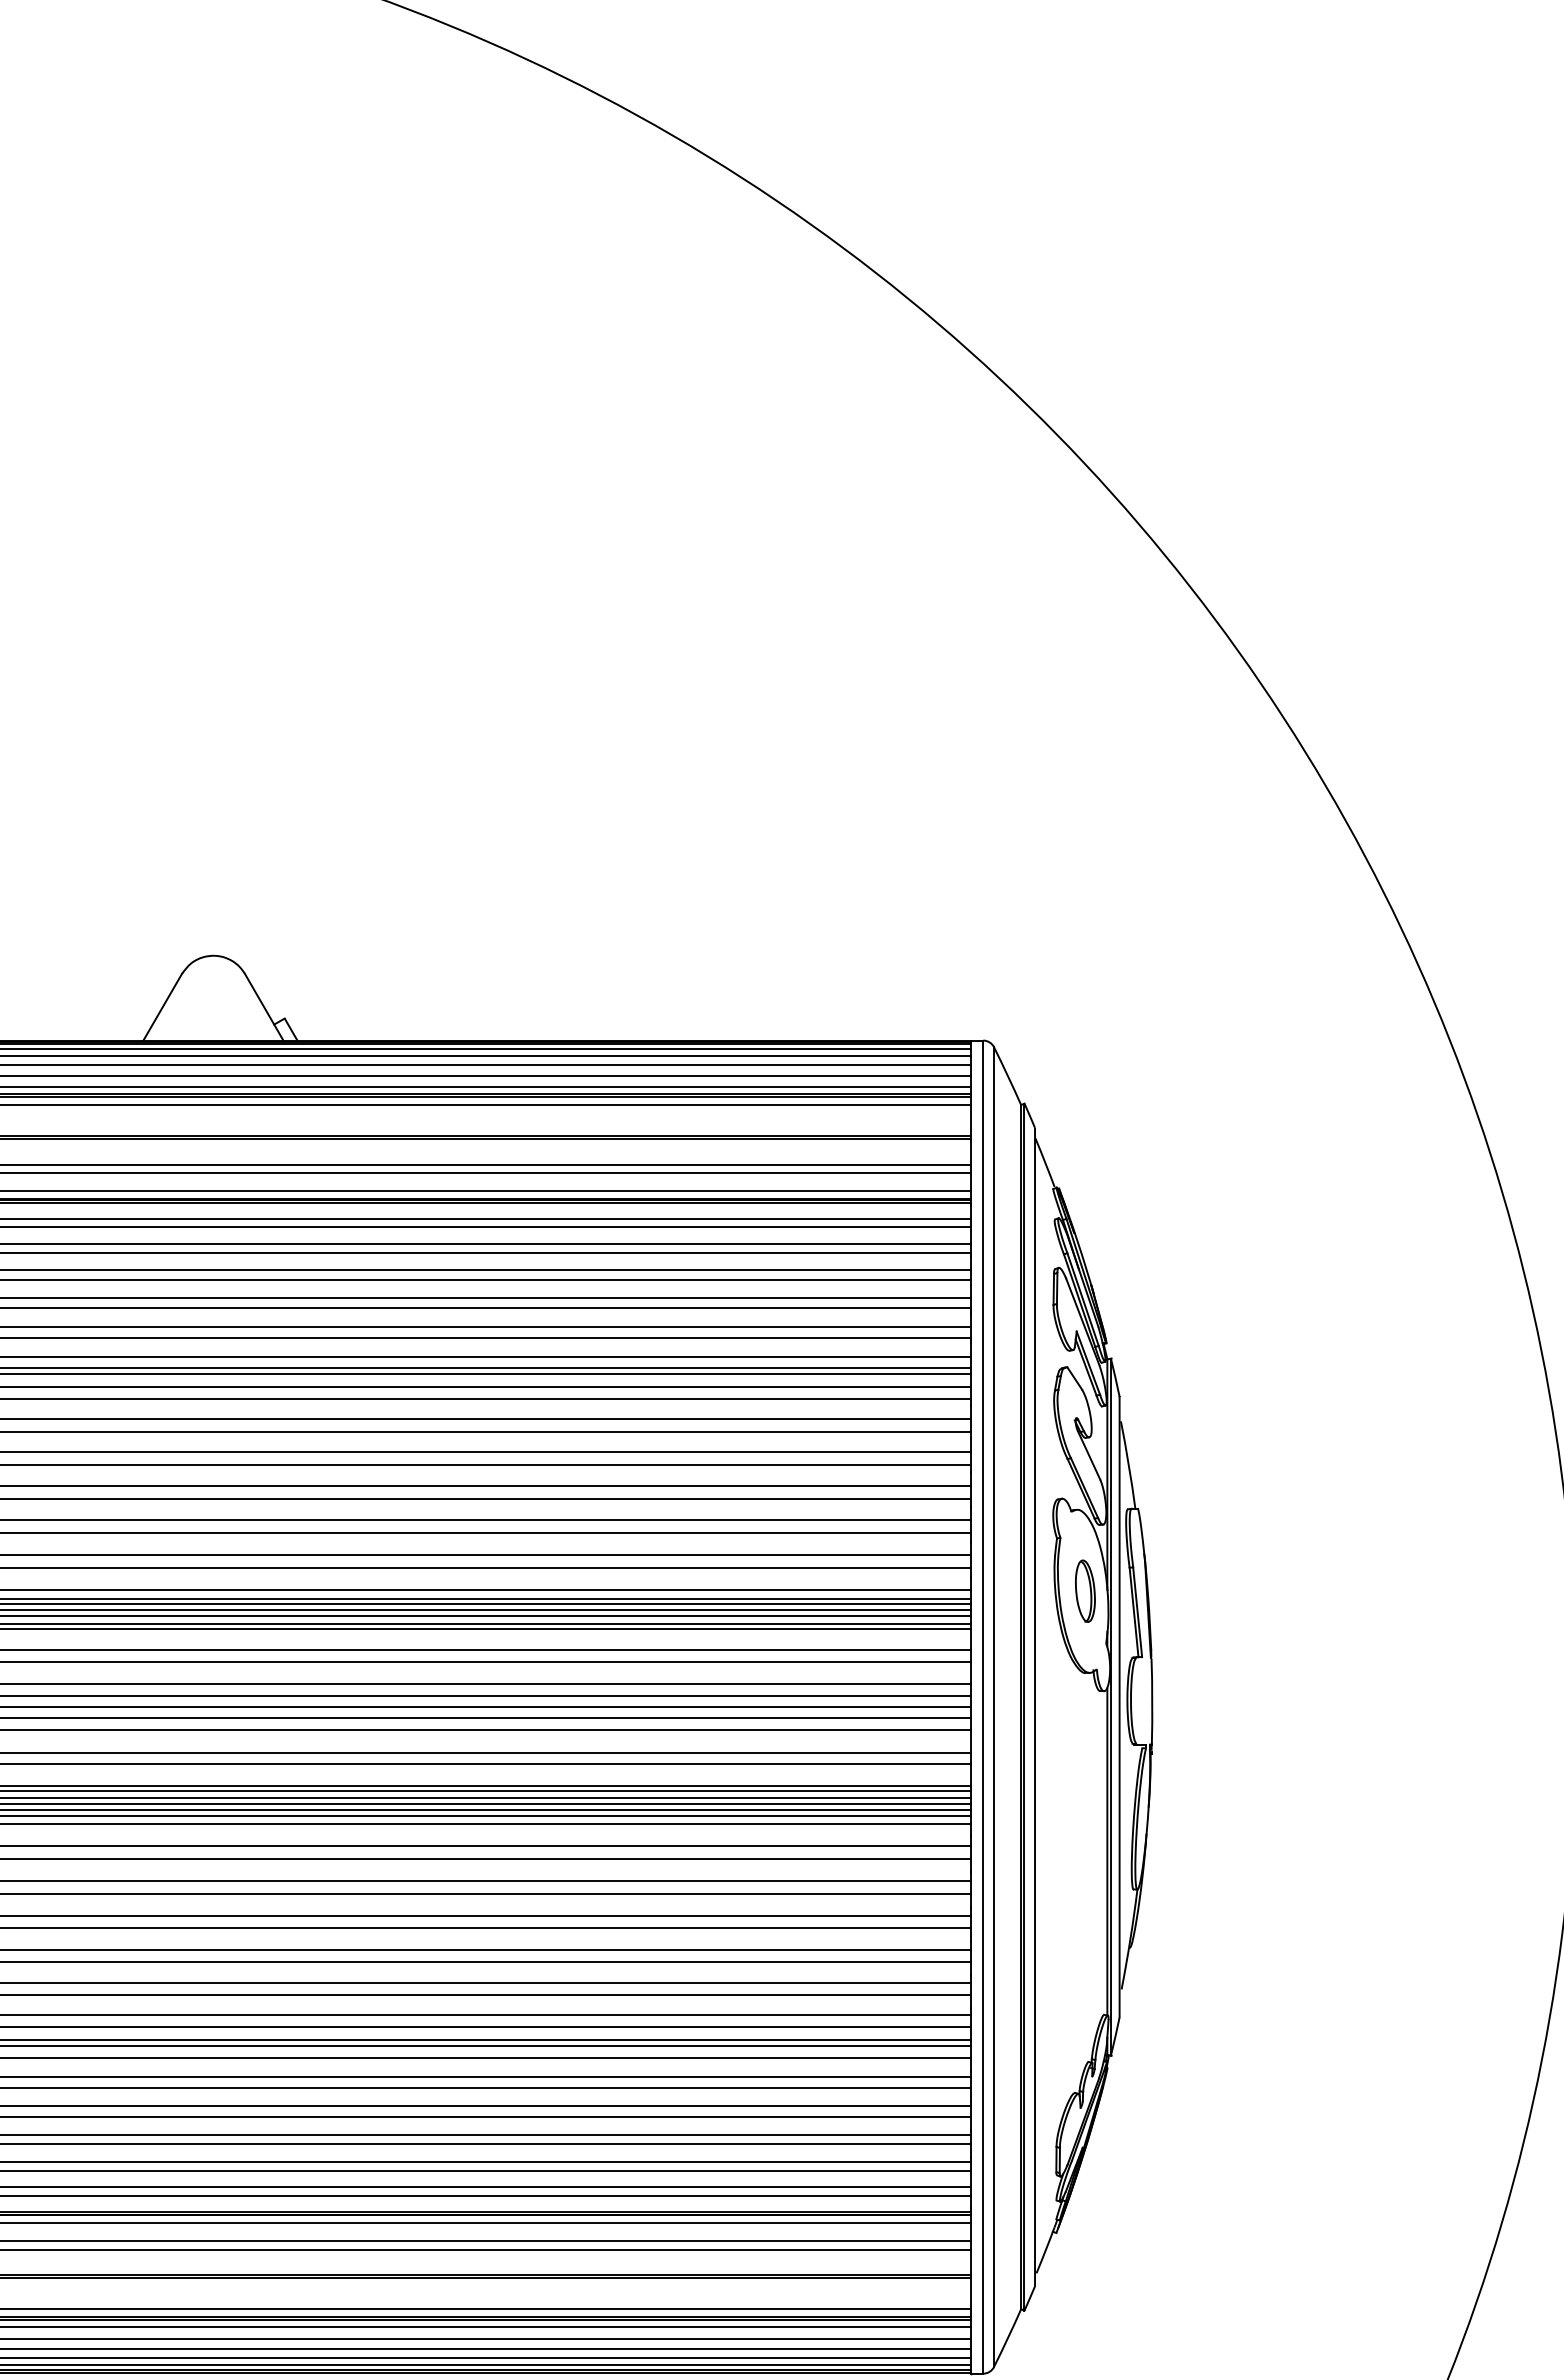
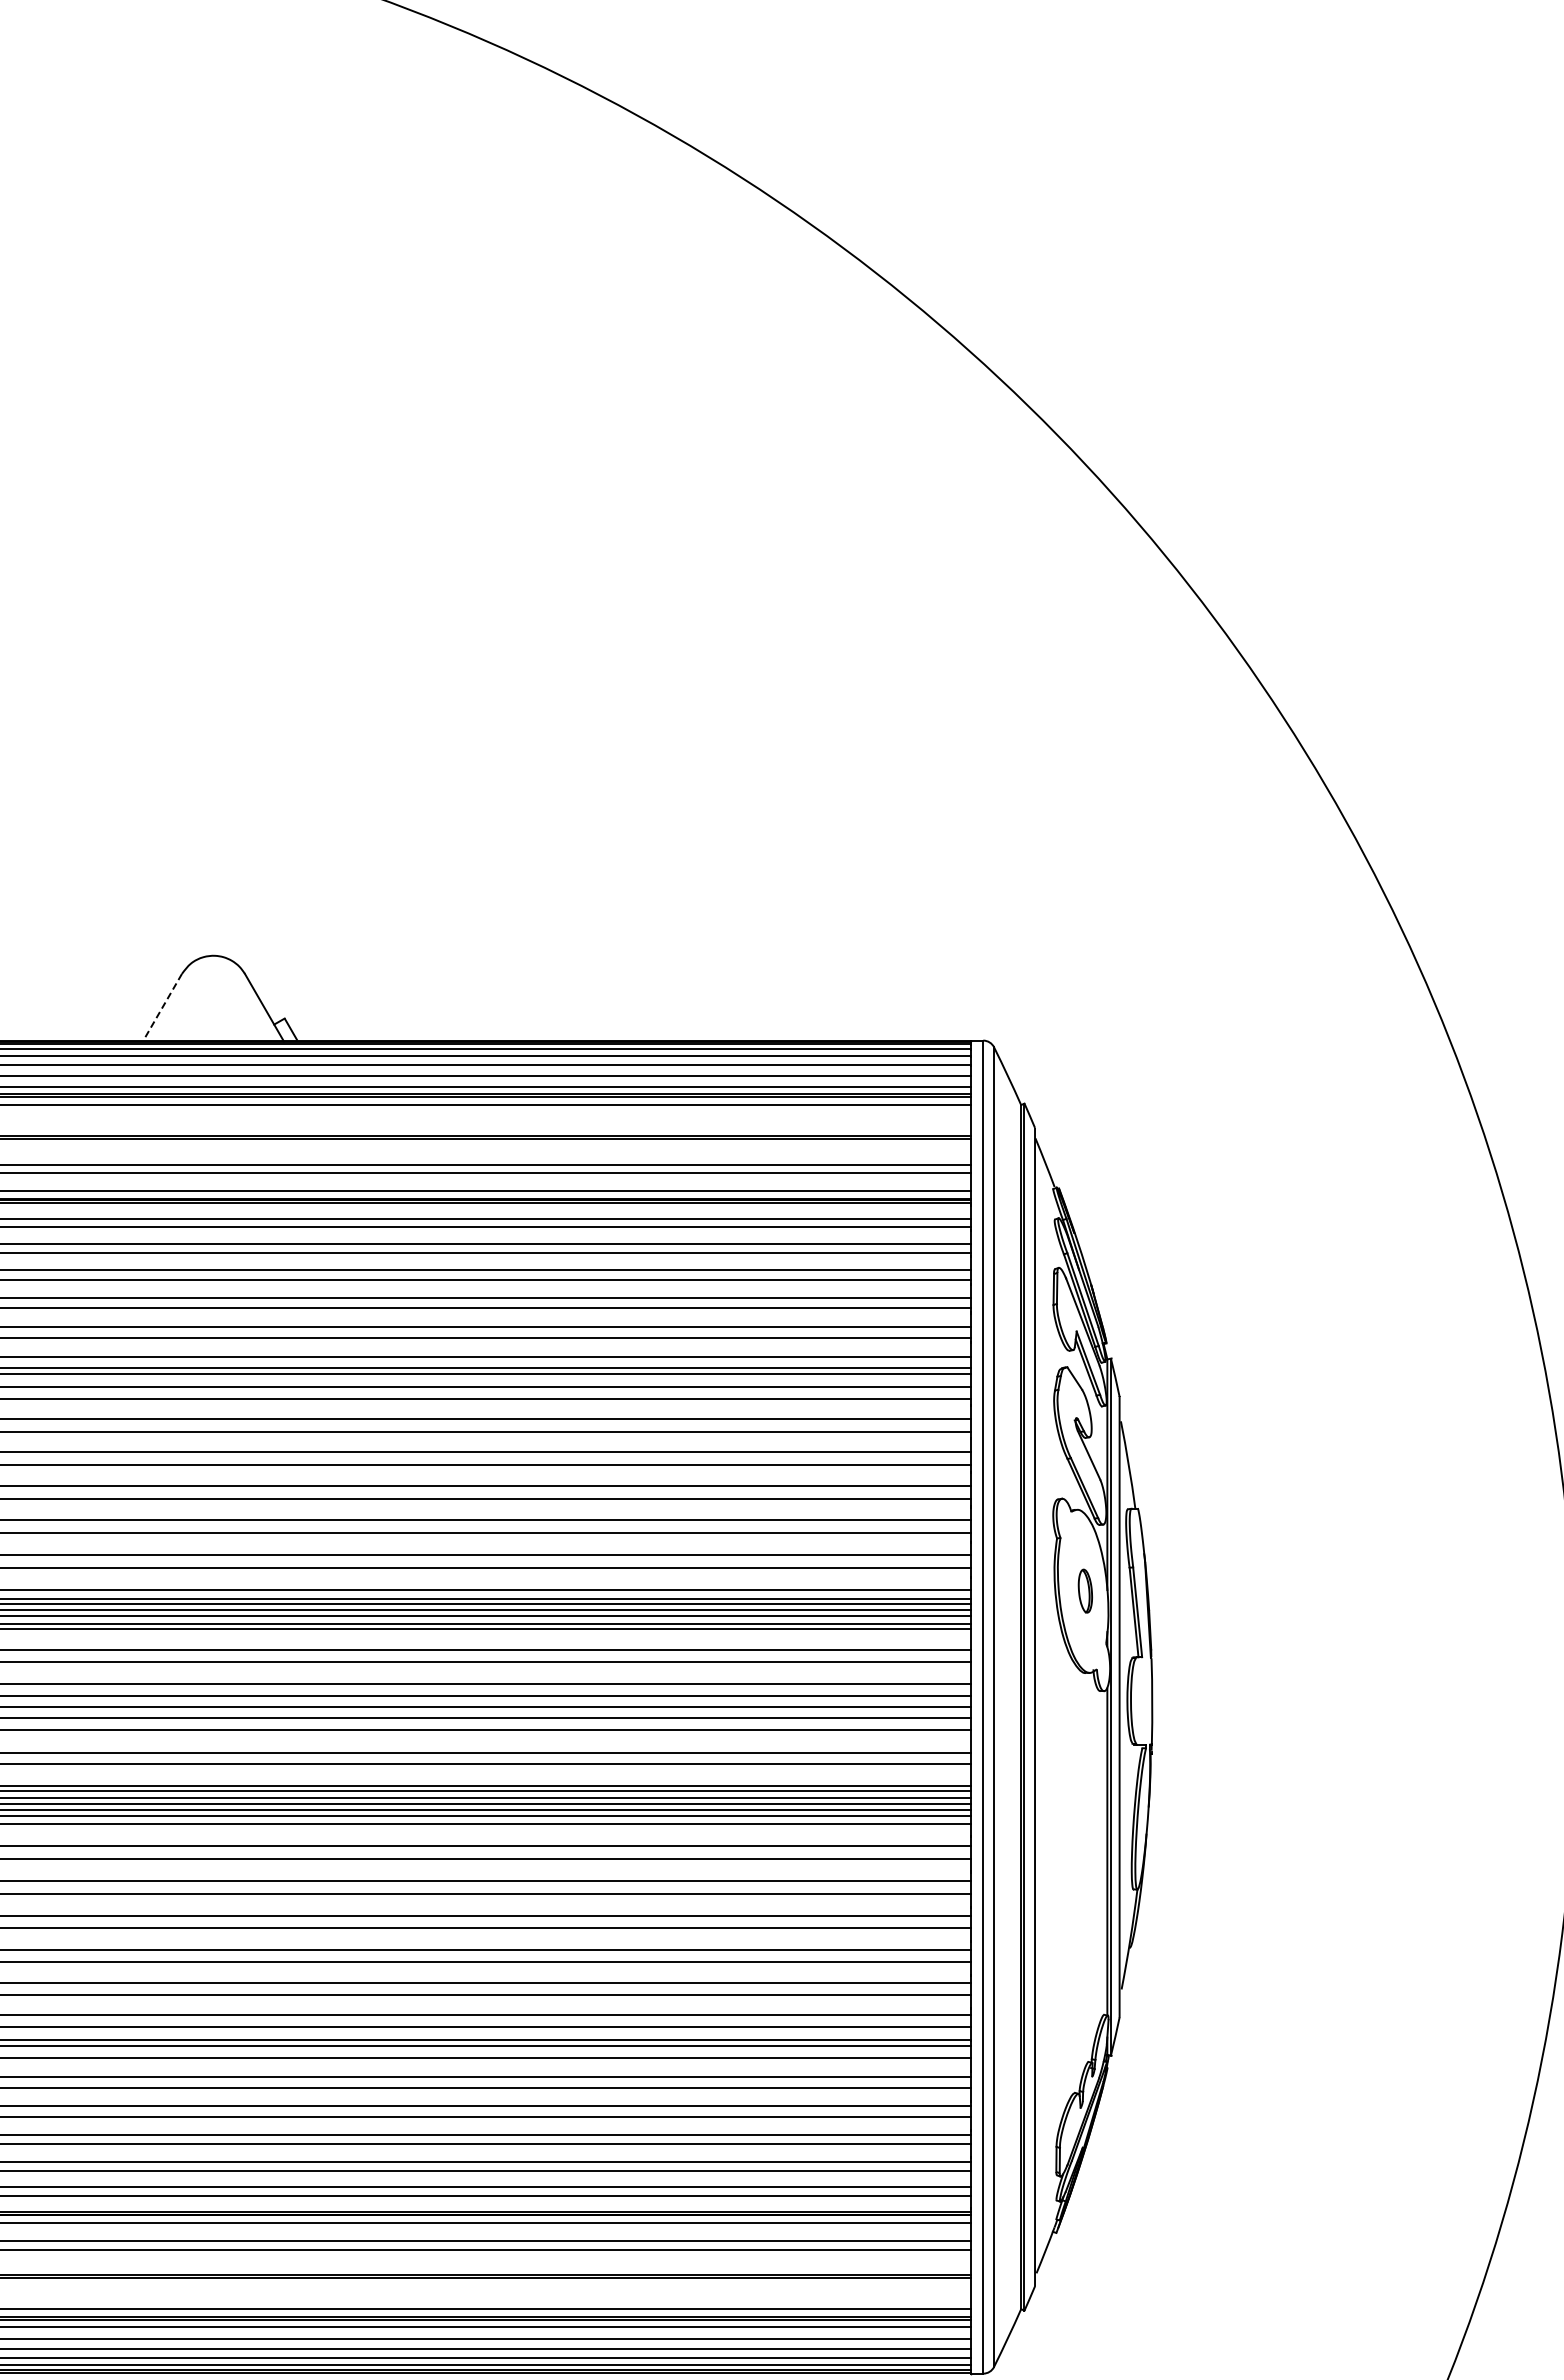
line: solid -> dashed (162, 1007)
part size: 21x64 px -> 16x46 px (1084, 1590)
